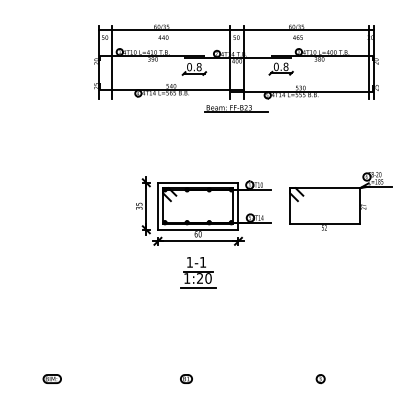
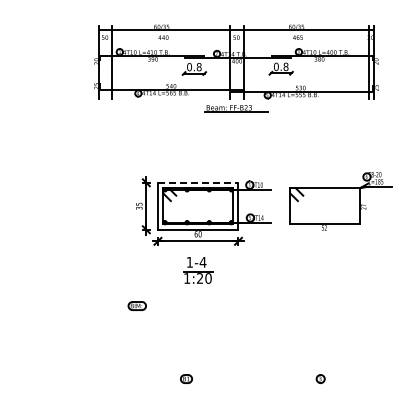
line: solid -> dashed (198, 182)
text: 1-1 -> 1-4 (202, 262)
line: present -> none (197, 287)
part position: (51, 378) -> (136, 305) (136, 305)
